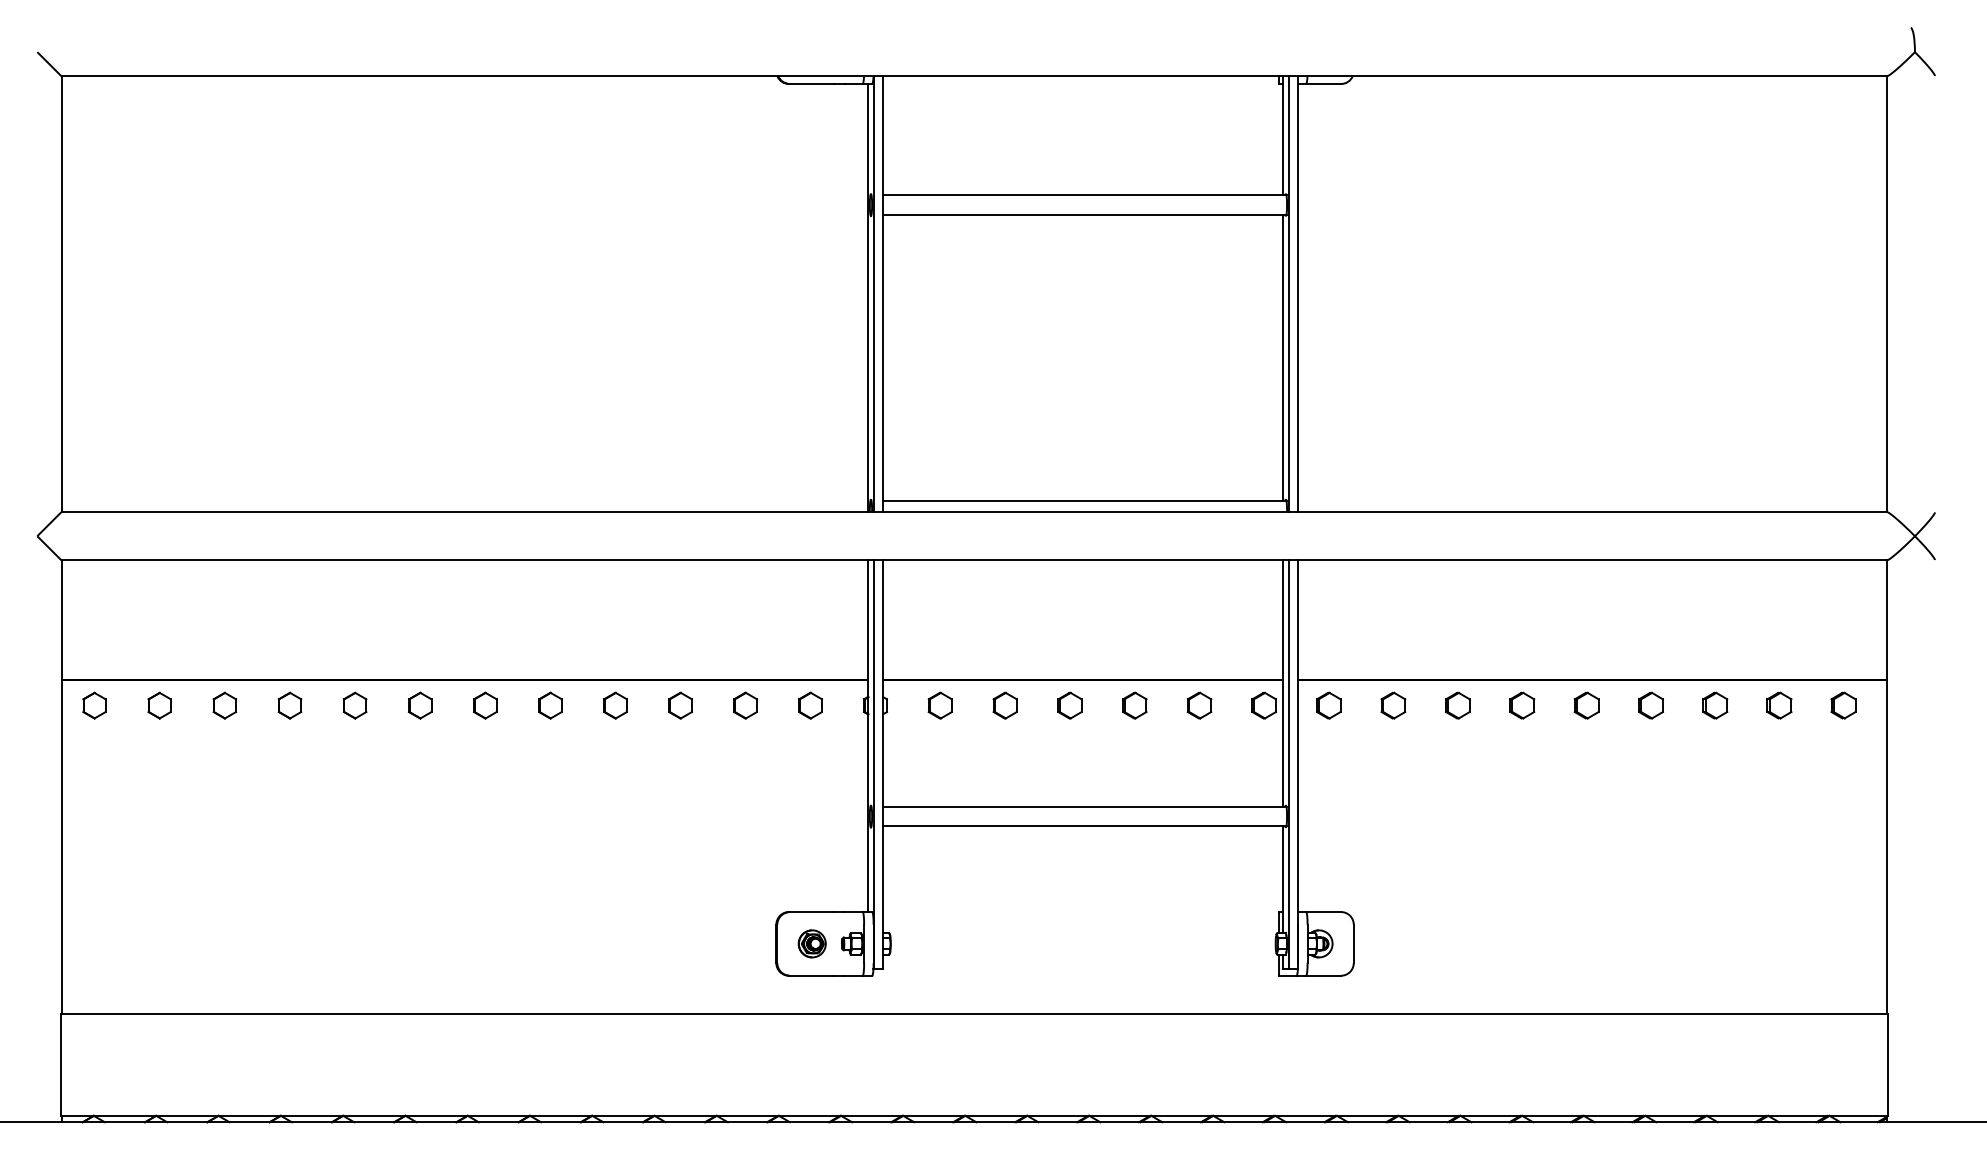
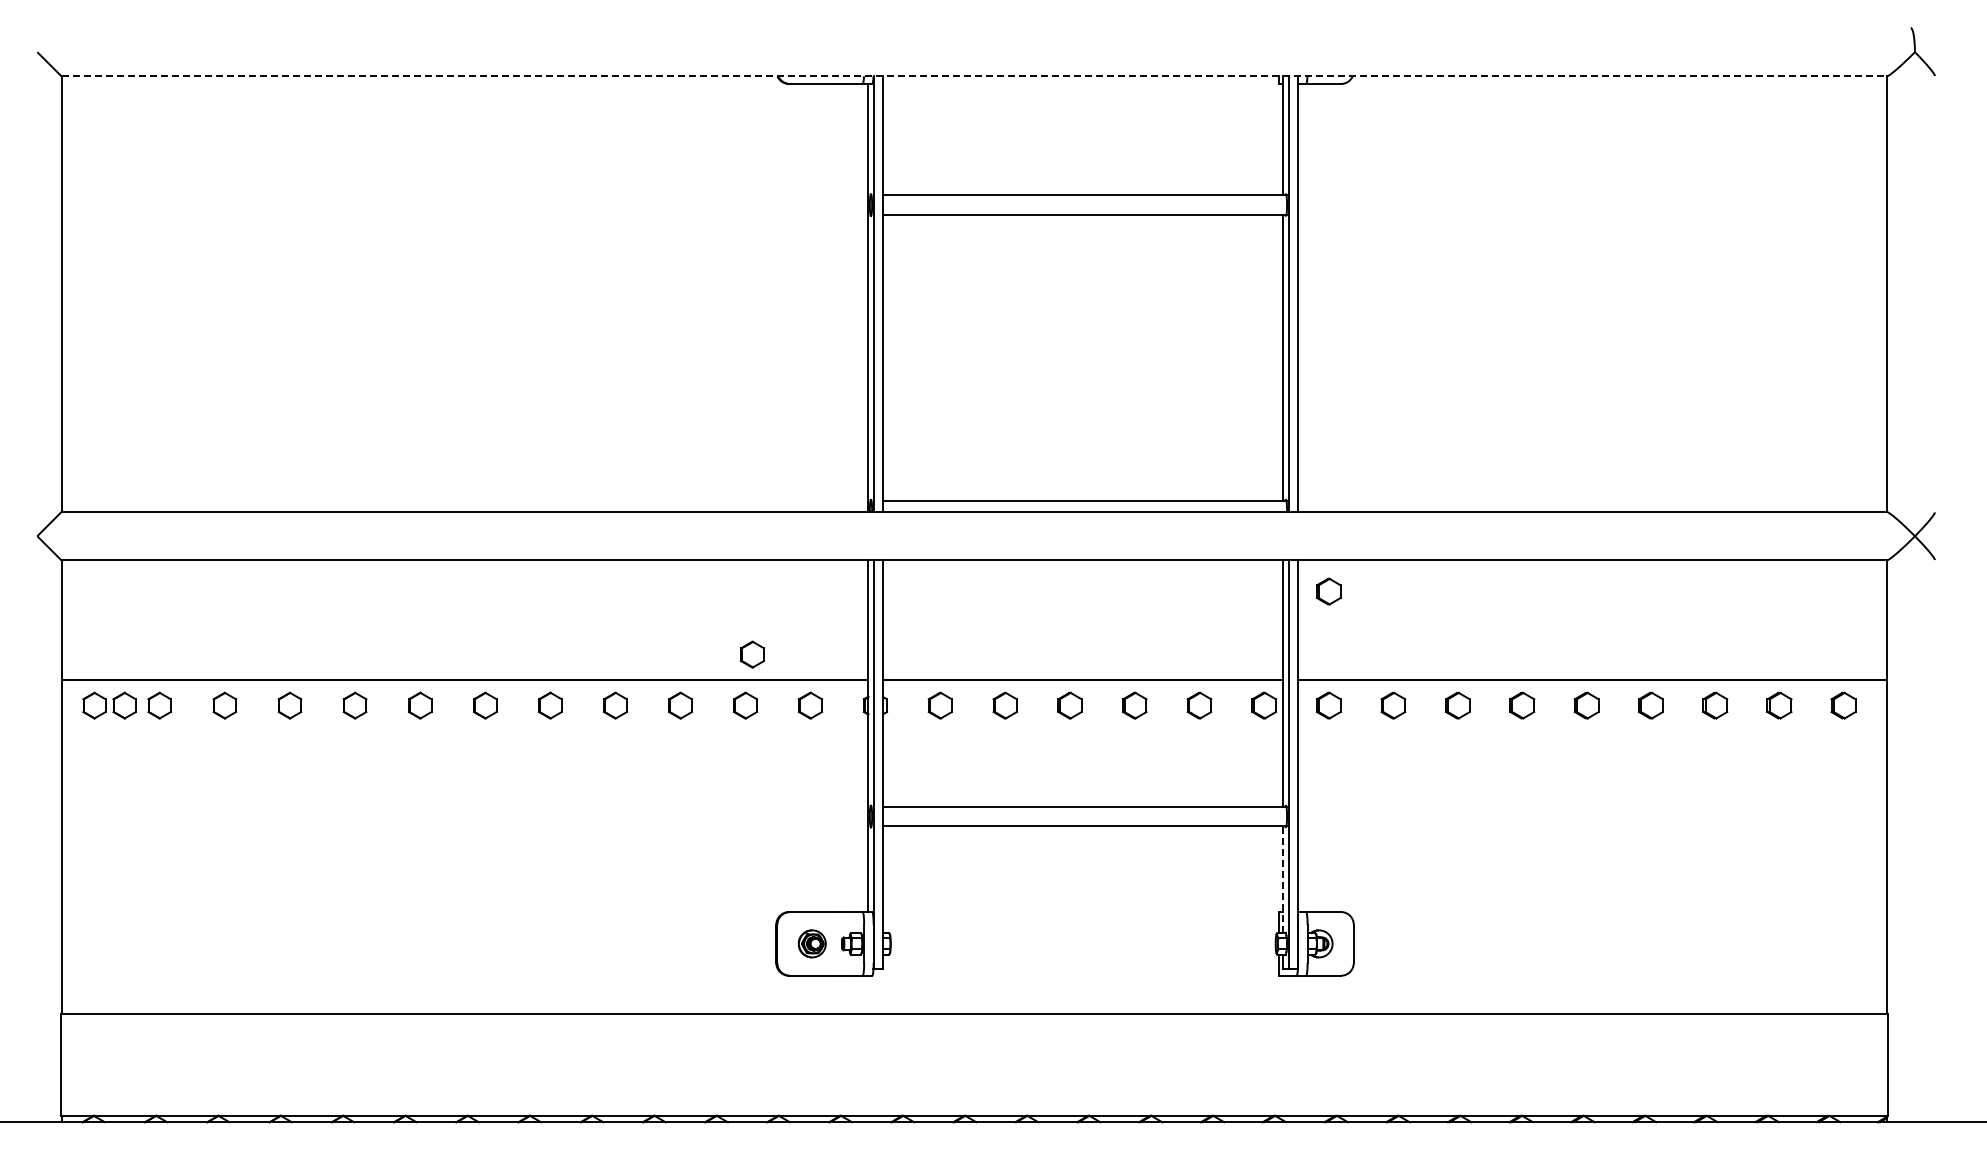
line: solid -> dashed (974, 76)
part: none -> present (1328, 591)
part: none -> present (752, 654)
part: none -> present (124, 705)
line: solid -> dashed (1283, 878)
